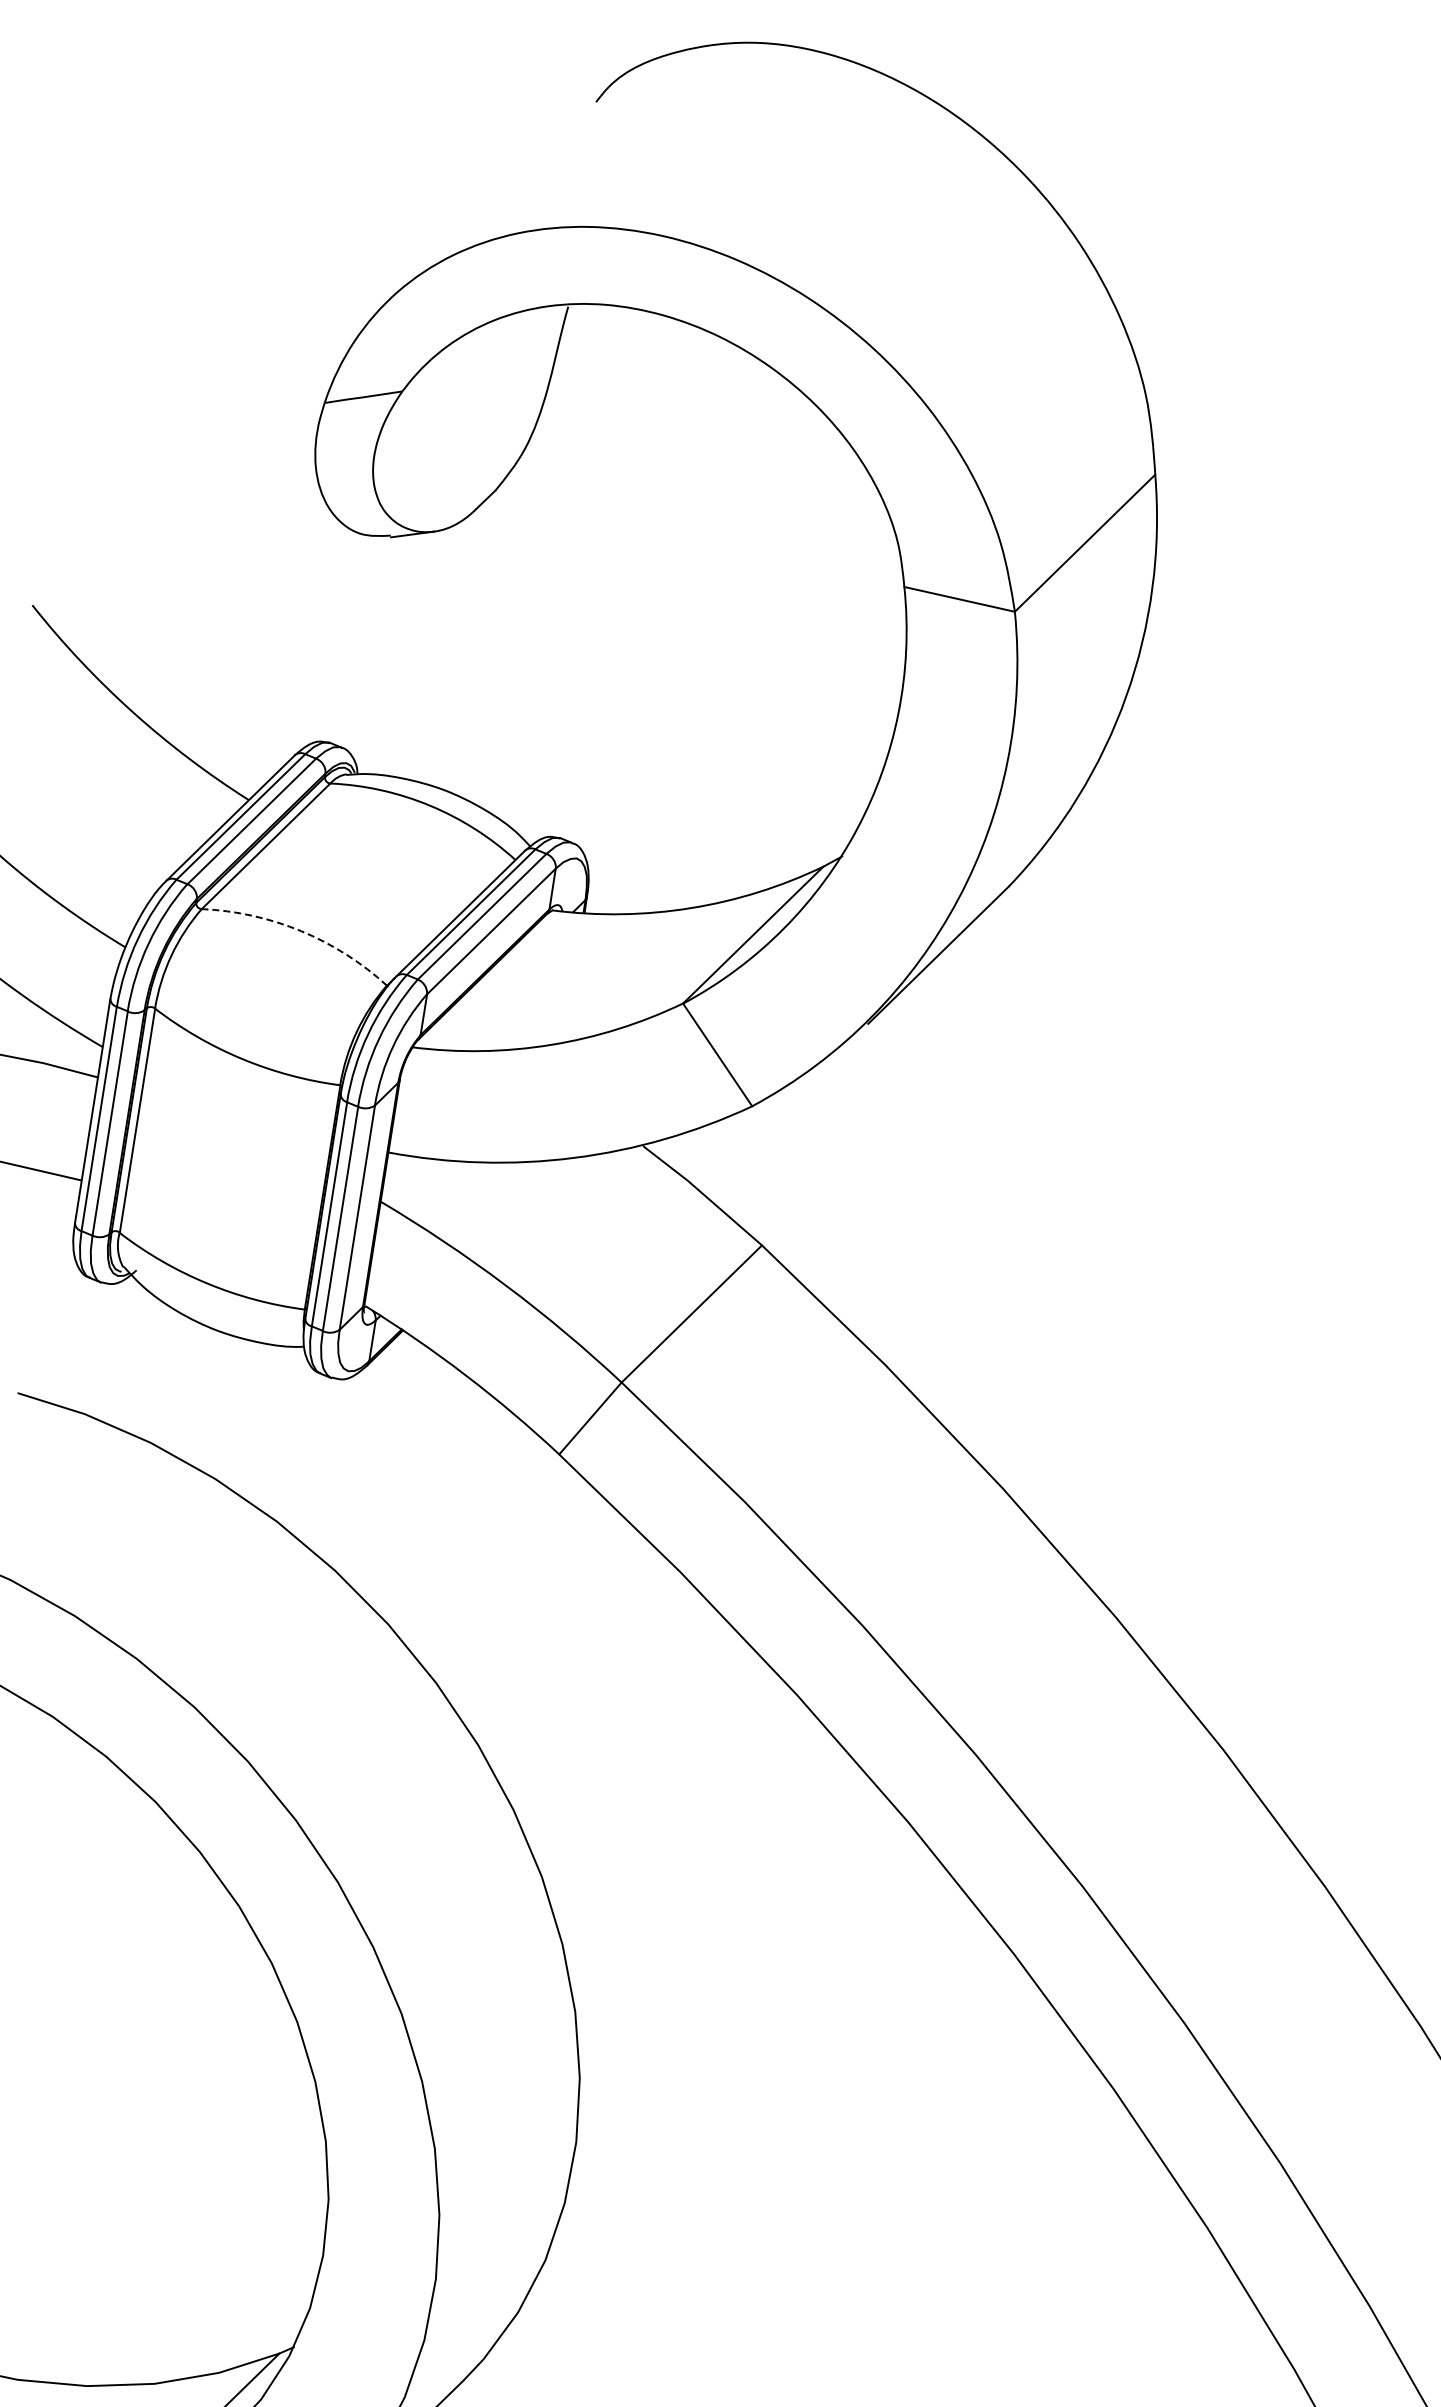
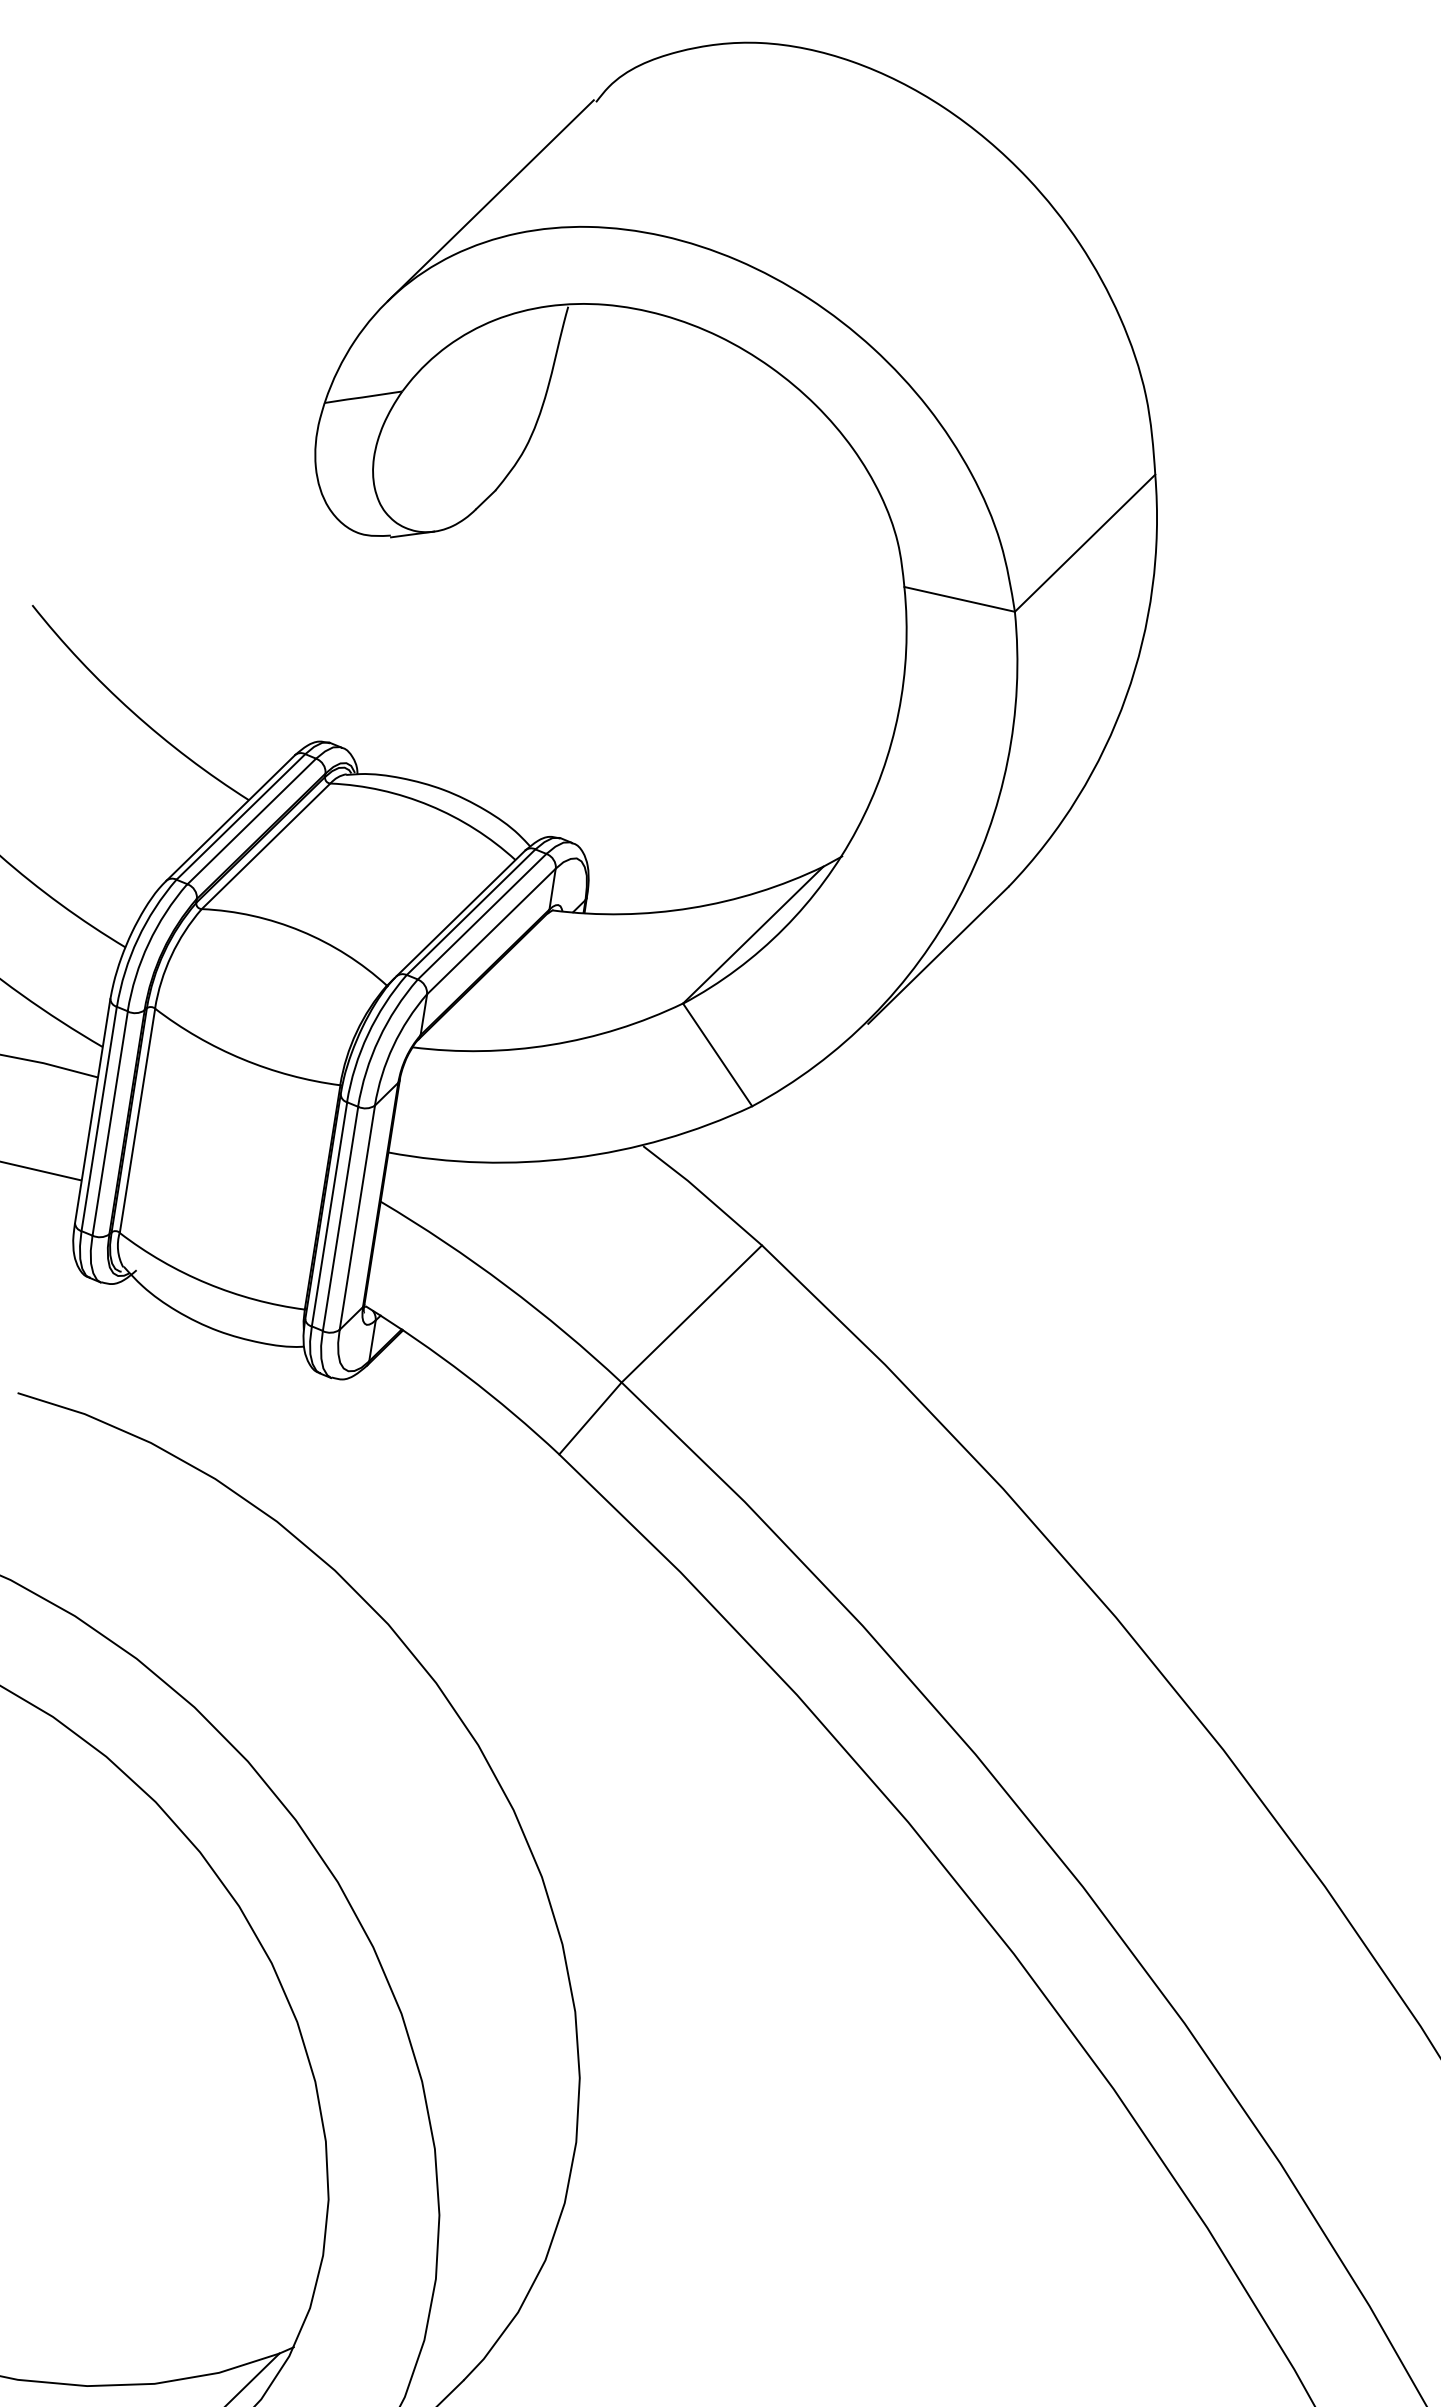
line: none -> present (490, 200)
arc: dashed -> solid (301, 931)
